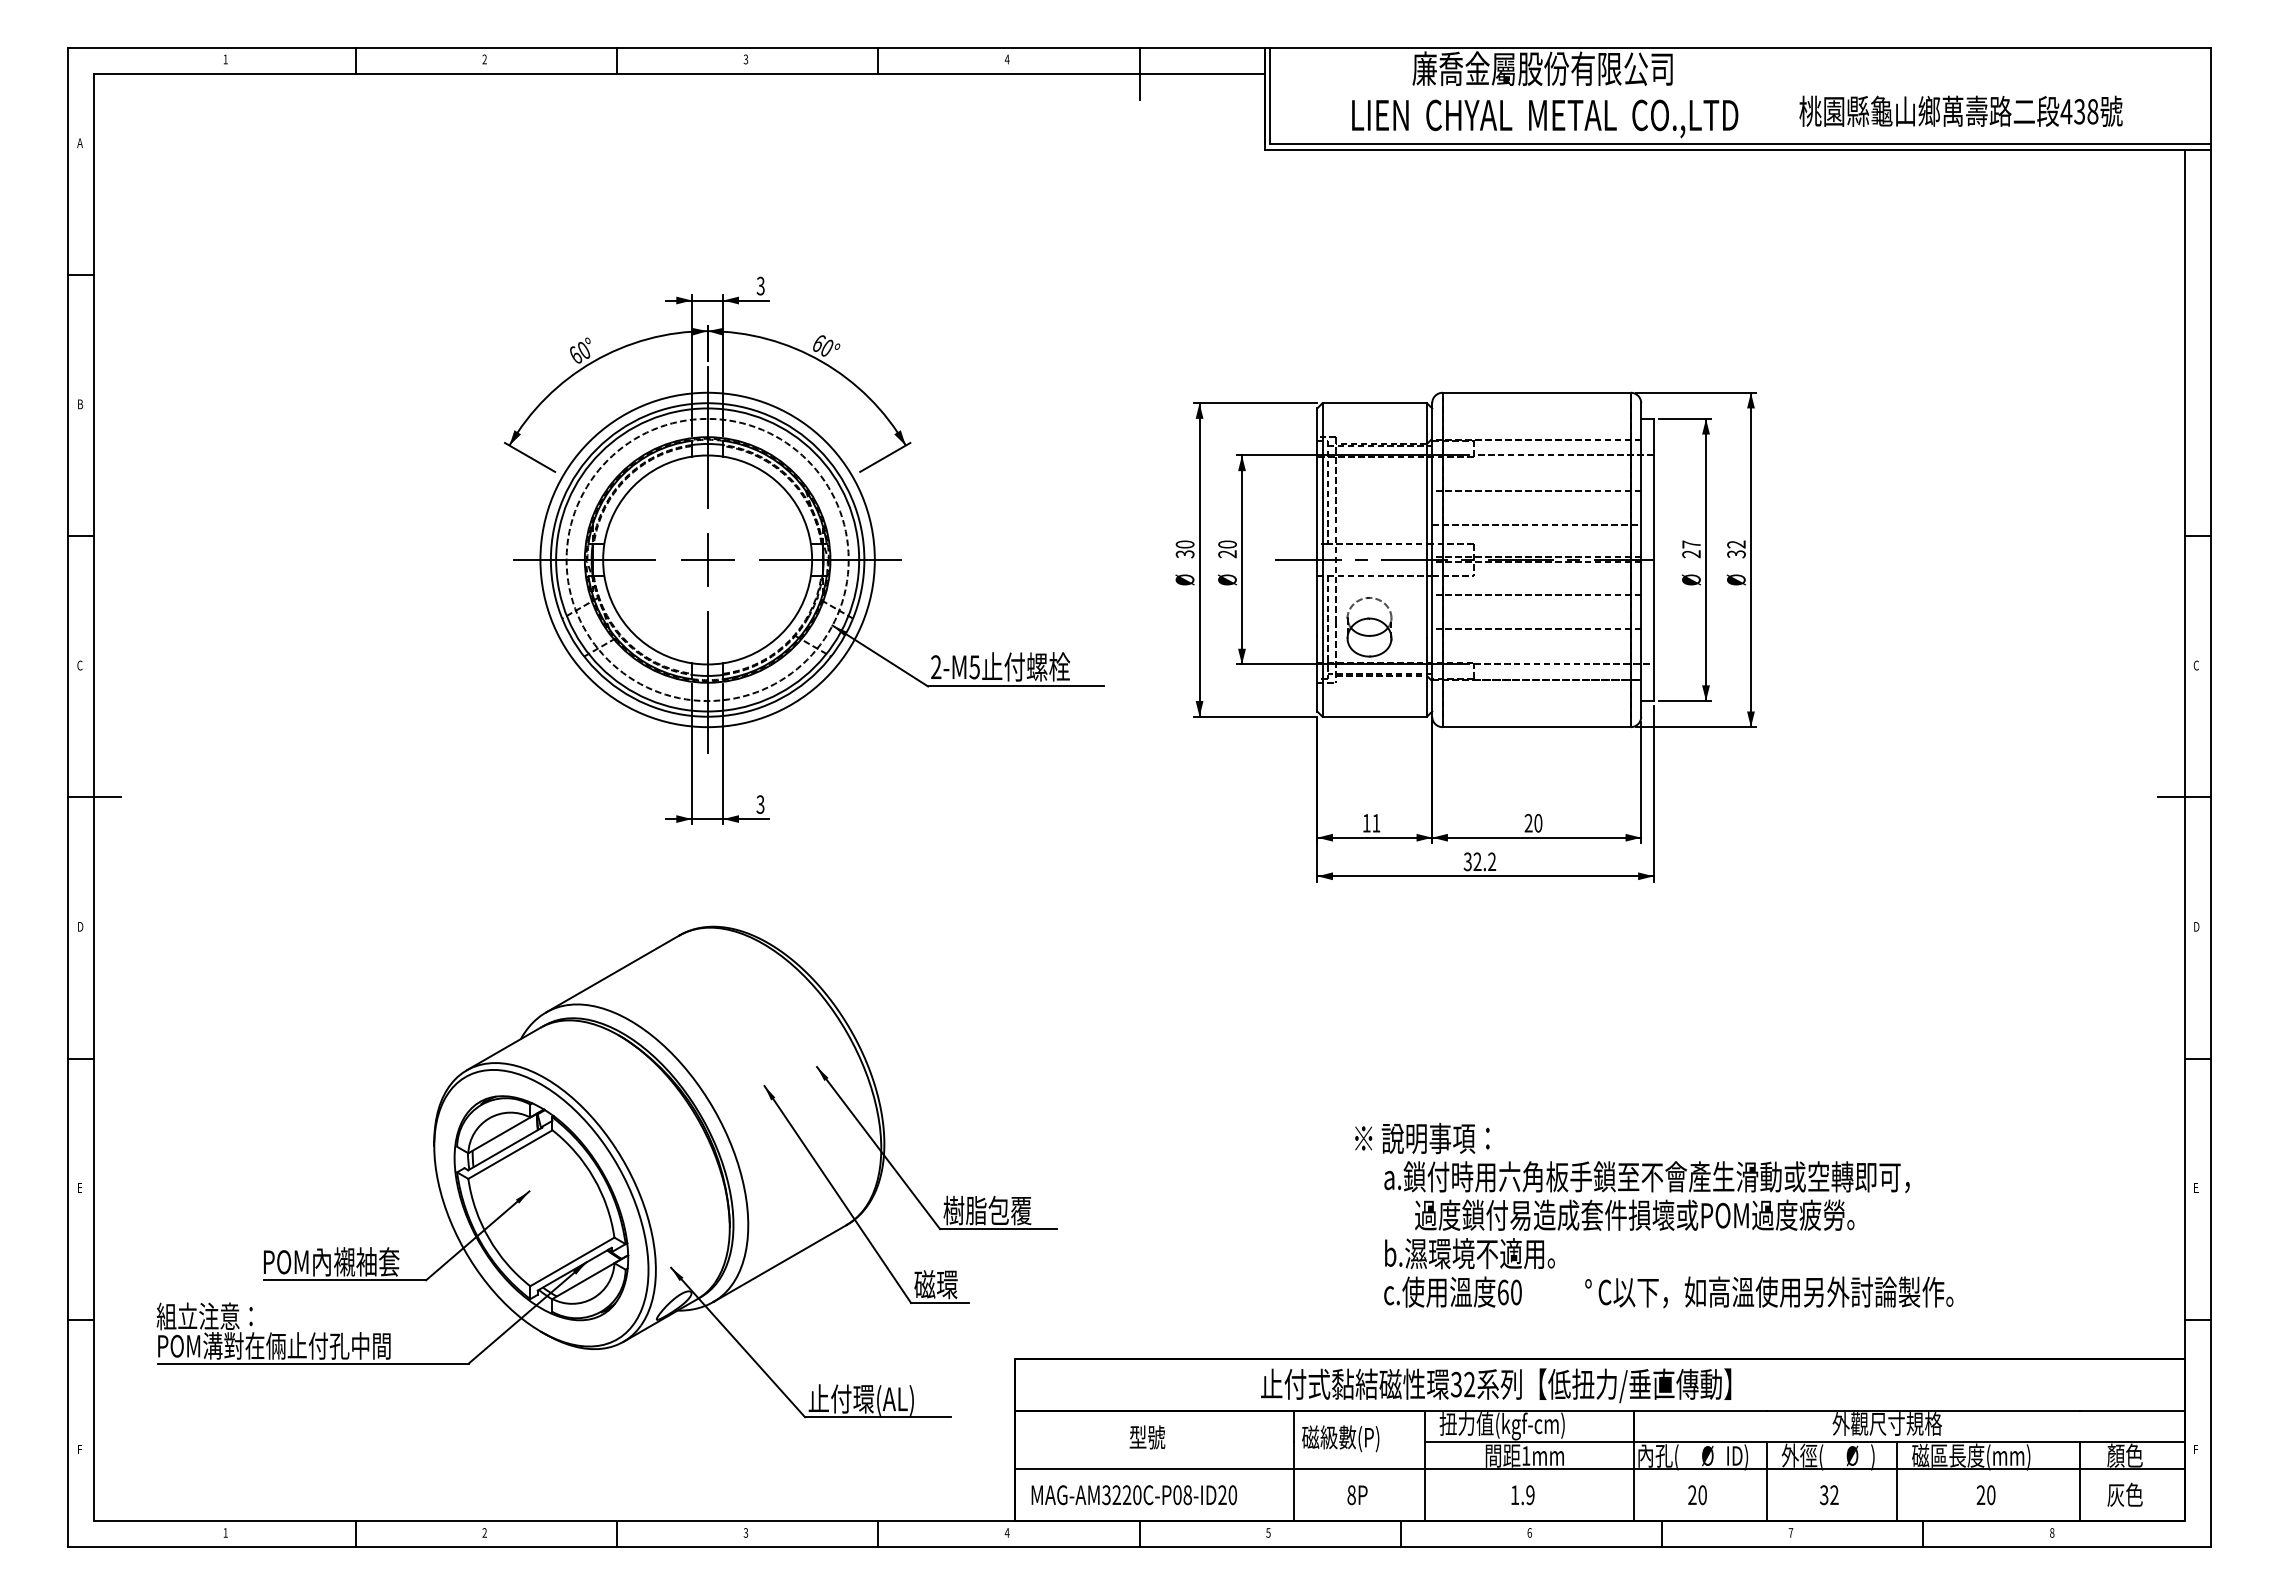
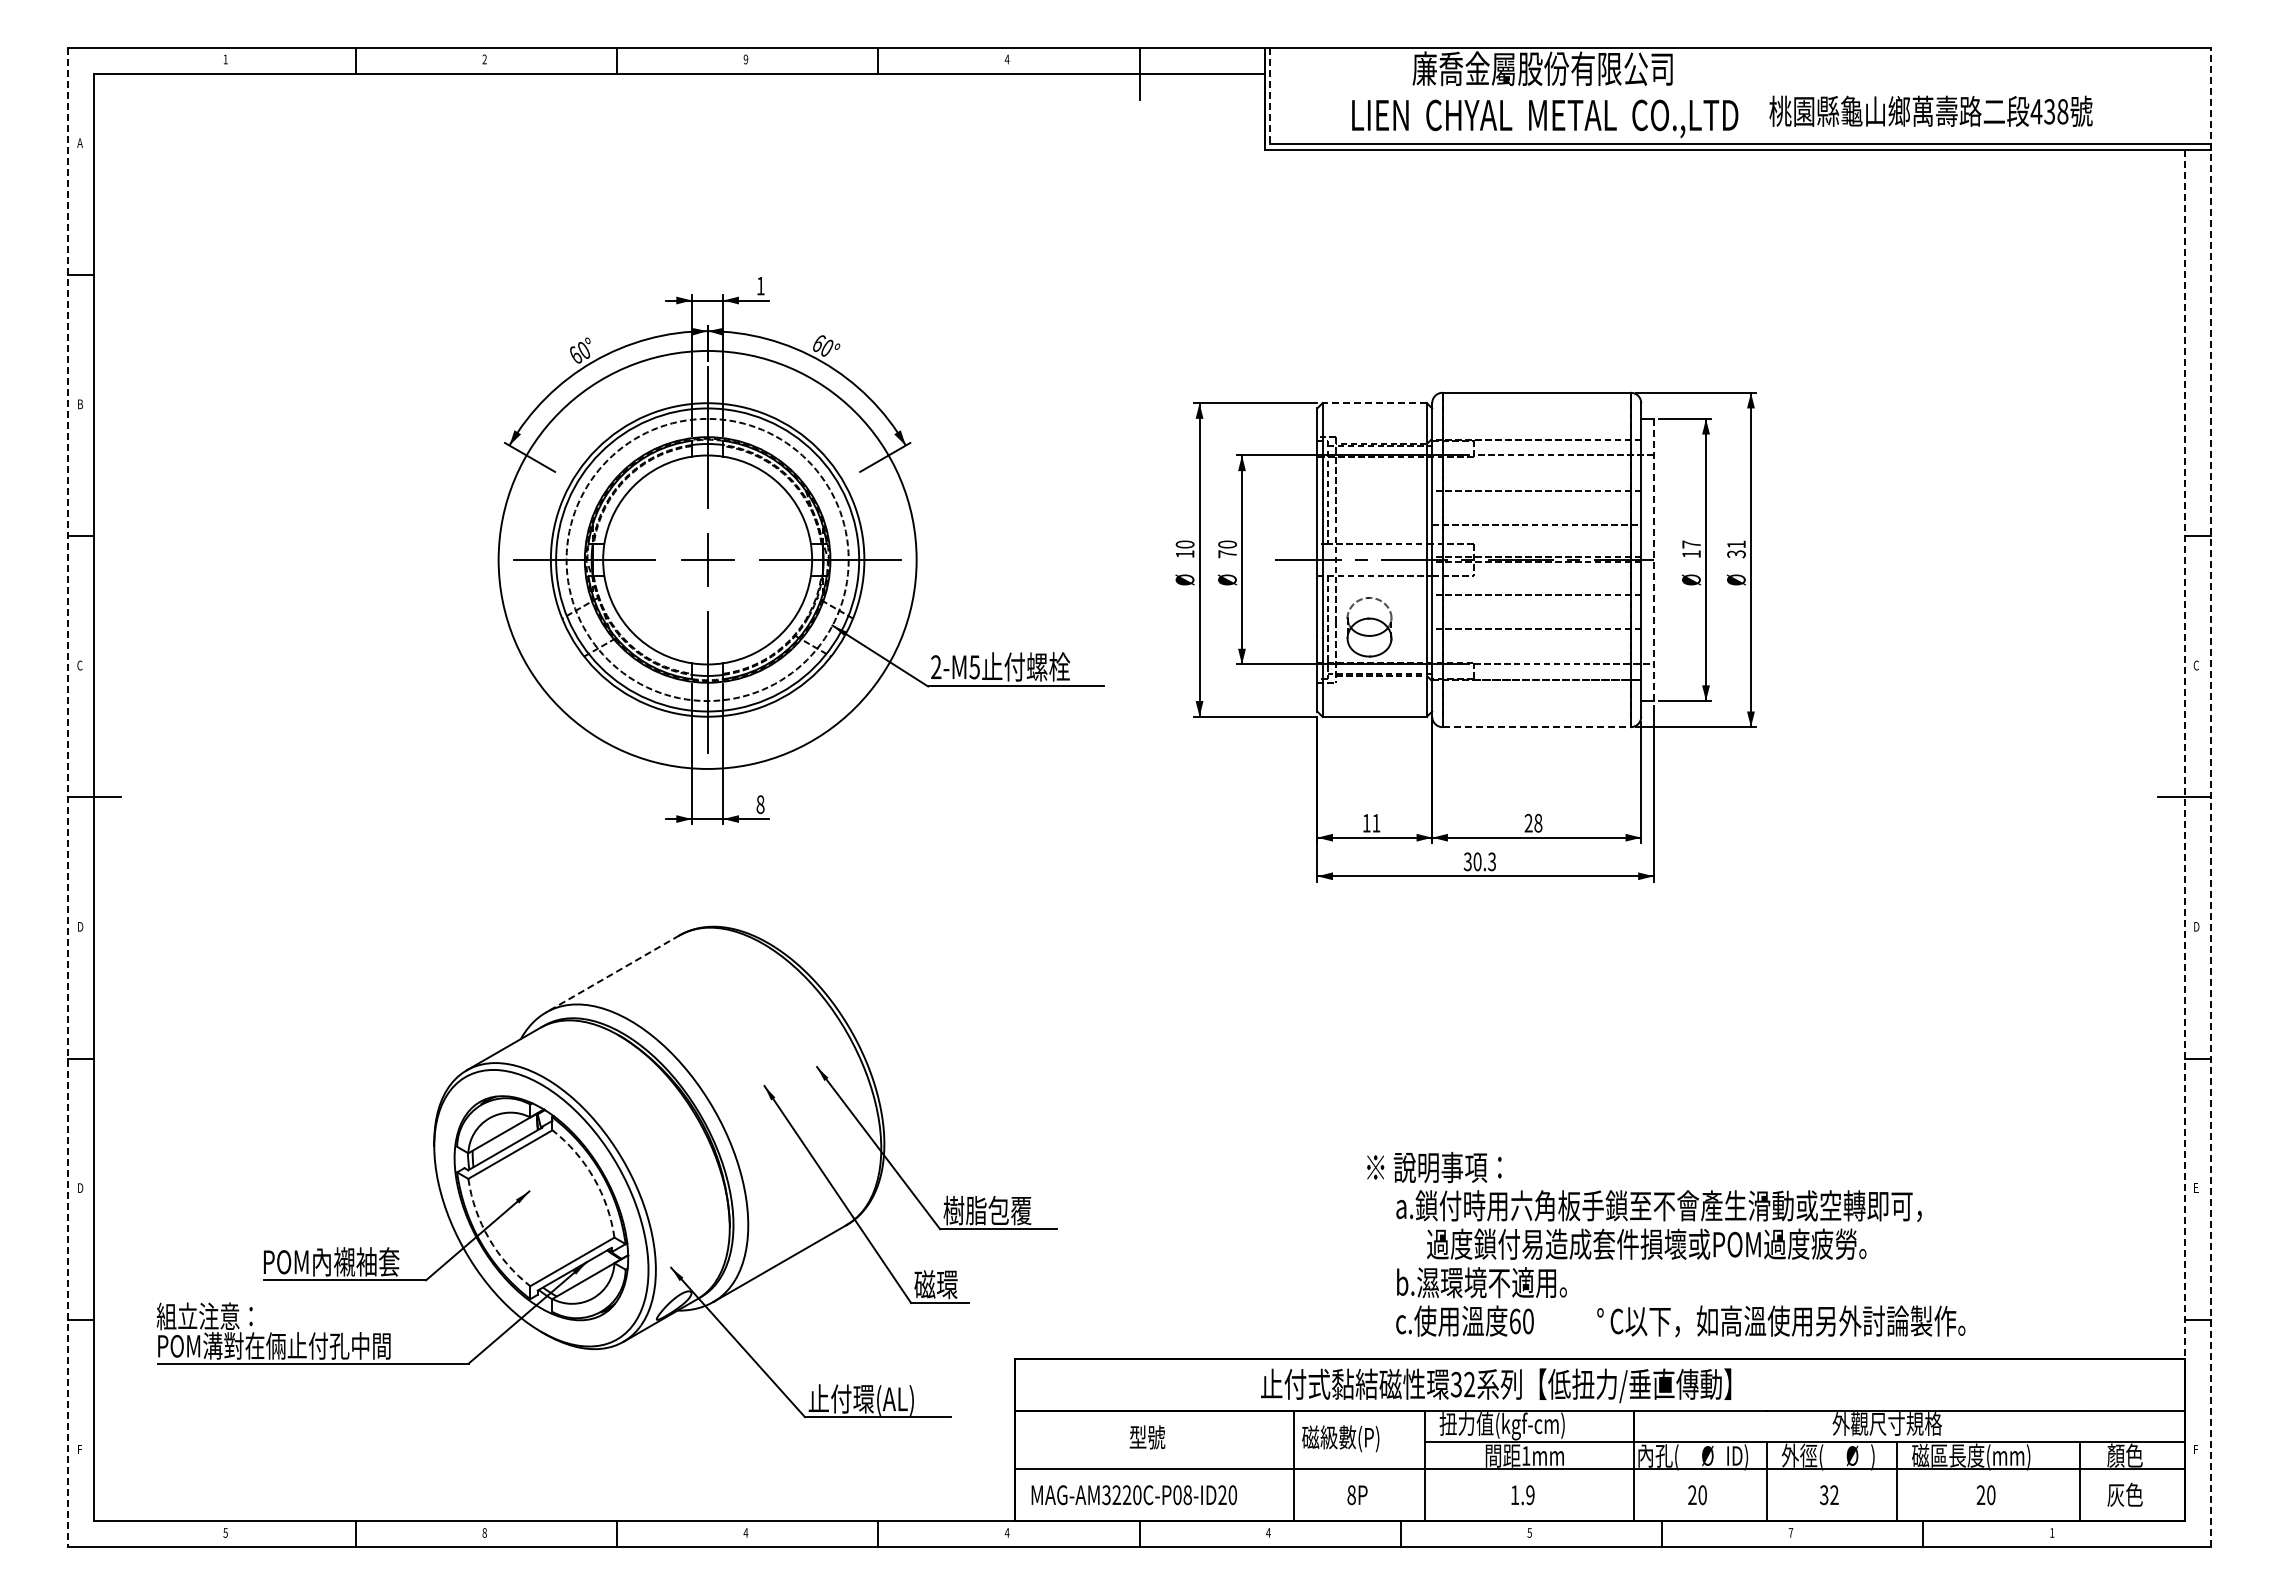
text: 3 -> 9 (745, 59)
line: solid -> dashed (1270, 96)
text position: (1960, 110) -> (1930, 110) (1930, 110)
text: 3 -> 1 (760, 285)
line: solid -> dashed (1374, 403)
text: 32 -> 31 (1736, 544)
text: 30 -> 10 (1184, 554)
text: 20 -> 70 (1227, 554)
text: 27 -> 17 (1691, 554)
circle diameter: 334 px -> 418 px (707, 559)
line: solid -> dashed (1653, 560)
line: solid -> dashed (1537, 727)
line: solid -> dashed (68, 797)
line: solid -> dashed (2210, 797)
text: 3 -> 8 (760, 804)
text: 20 -> 28 (1538, 823)
line: solid -> dashed (2184, 835)
text: 32.2 -> 30.3 (1484, 861)
line: solid -> dashed (612, 973)
arc: solid -> dashed (593, 1177)
text: E -> D (80, 1187)
text position: (1654, 1215) -> (1666, 1244) (1666, 1244)
arc: solid -> dashed (489, 1238)
text: 1 -> 5 (225, 1532)
text: 2 -> 8 (484, 1532)
text: 3 -> 4 (745, 1532)
text: 5 -> 4 (1268, 1532)
text: 6 -> 5 (1529, 1532)
text: 8 -> 1 (2052, 1532)
